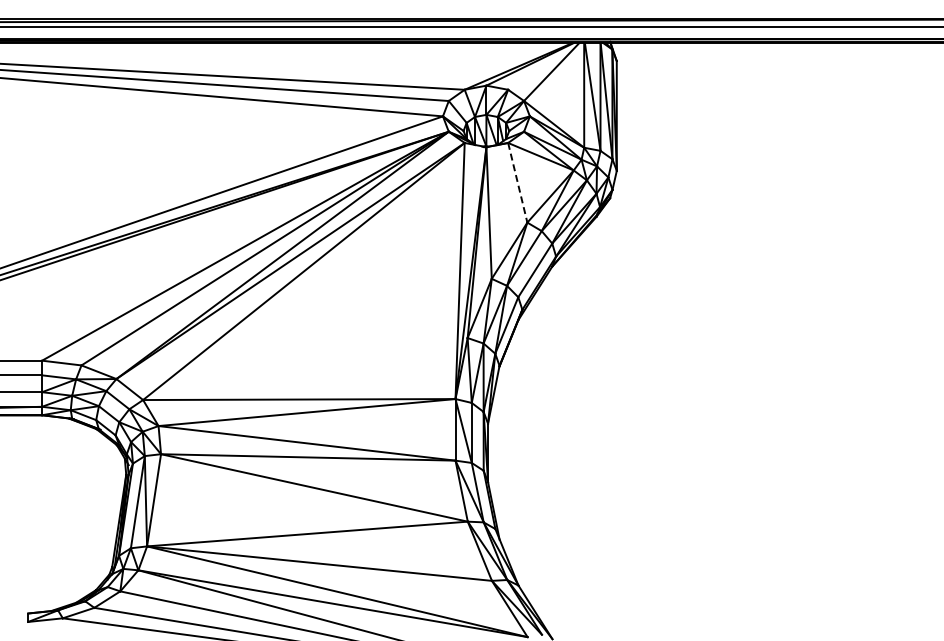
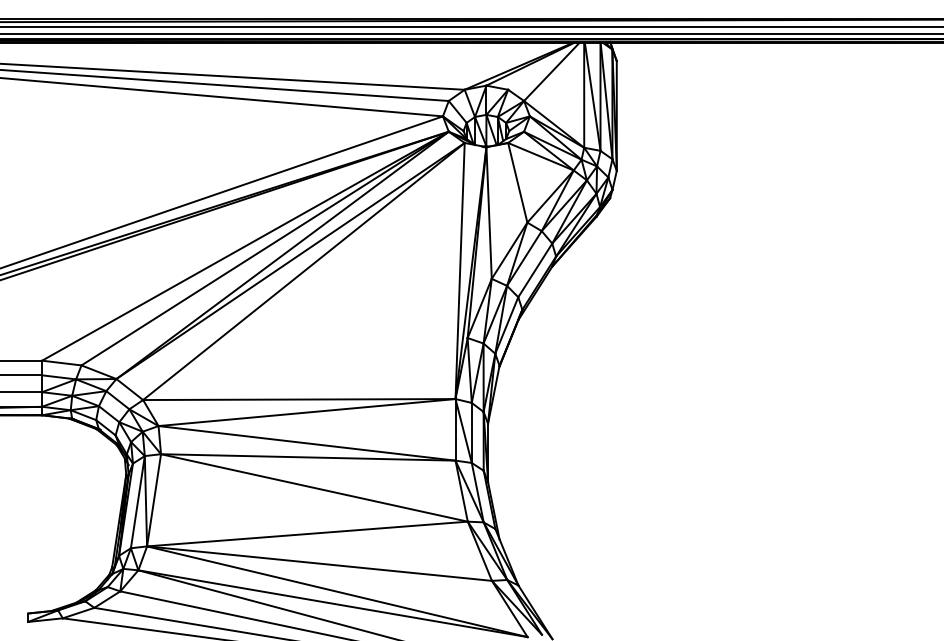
line: none -> present (471, 33)
line: dashed -> solid (517, 182)
